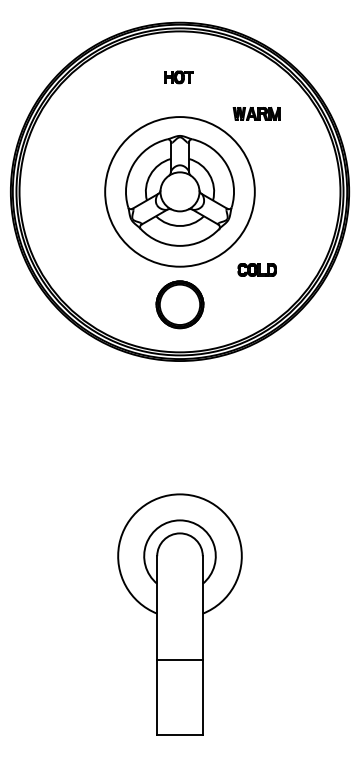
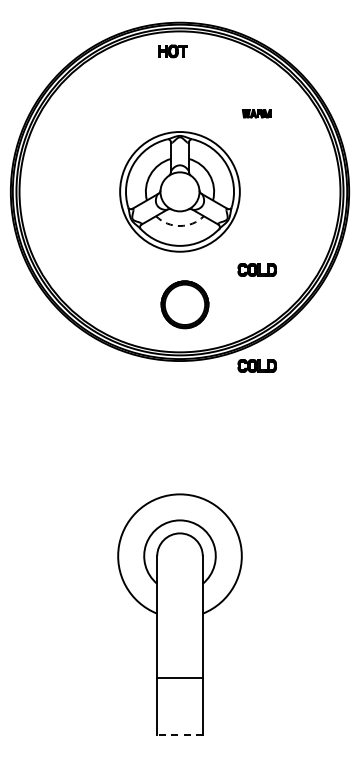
part position: (178, 77) -> (172, 51) (172, 51)
part size: 49x14 px -> 30x10 px (256, 113)
circle diameter: 150 px -> 120 px (179, 191)
arc: solid -> dashed (180, 226)
part position: (179, 304) -> (184, 304) (184, 304)
part: none -> present (256, 365)
line position: (179, 660) -> (179, 678) (179, 678)
line: solid -> dashed (179, 735)
